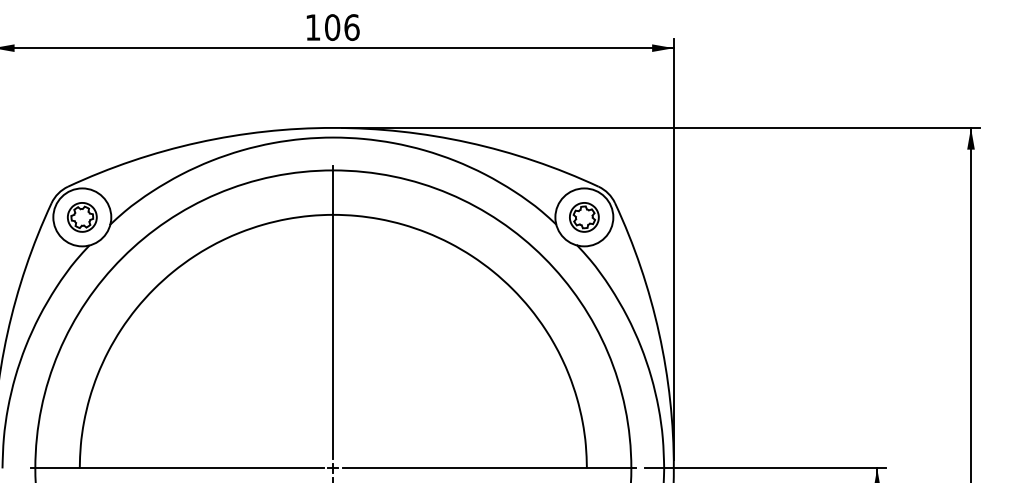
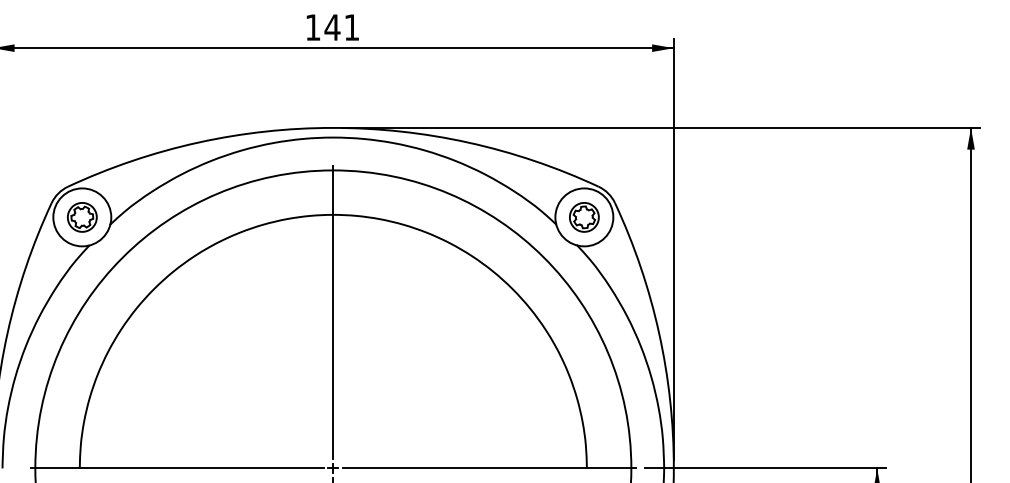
text: 106 -> 141 (341, 27)
